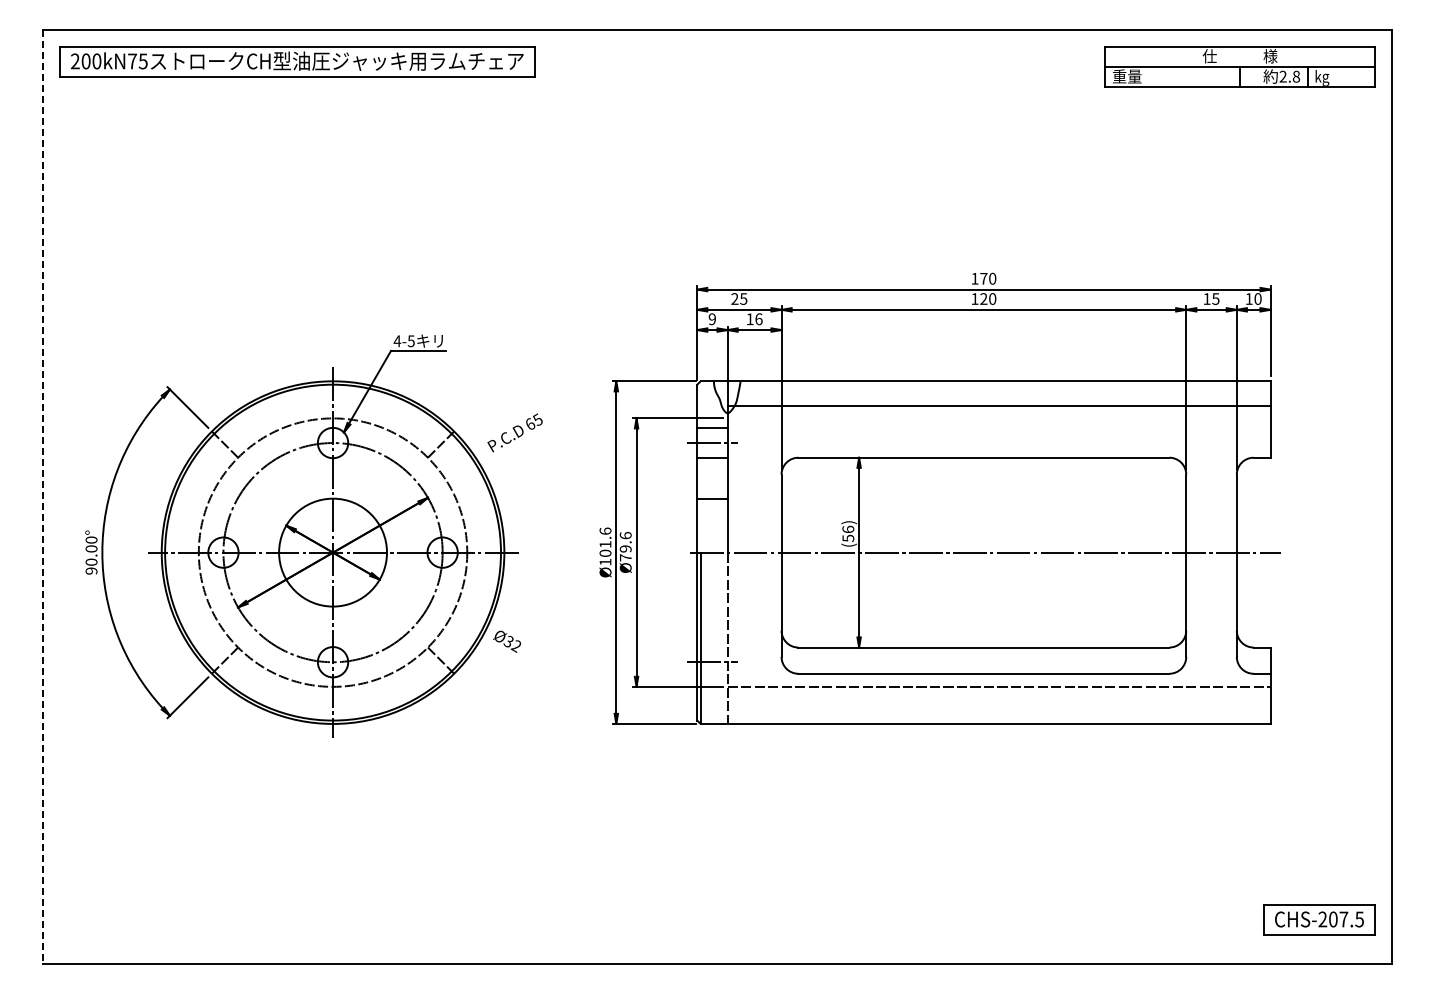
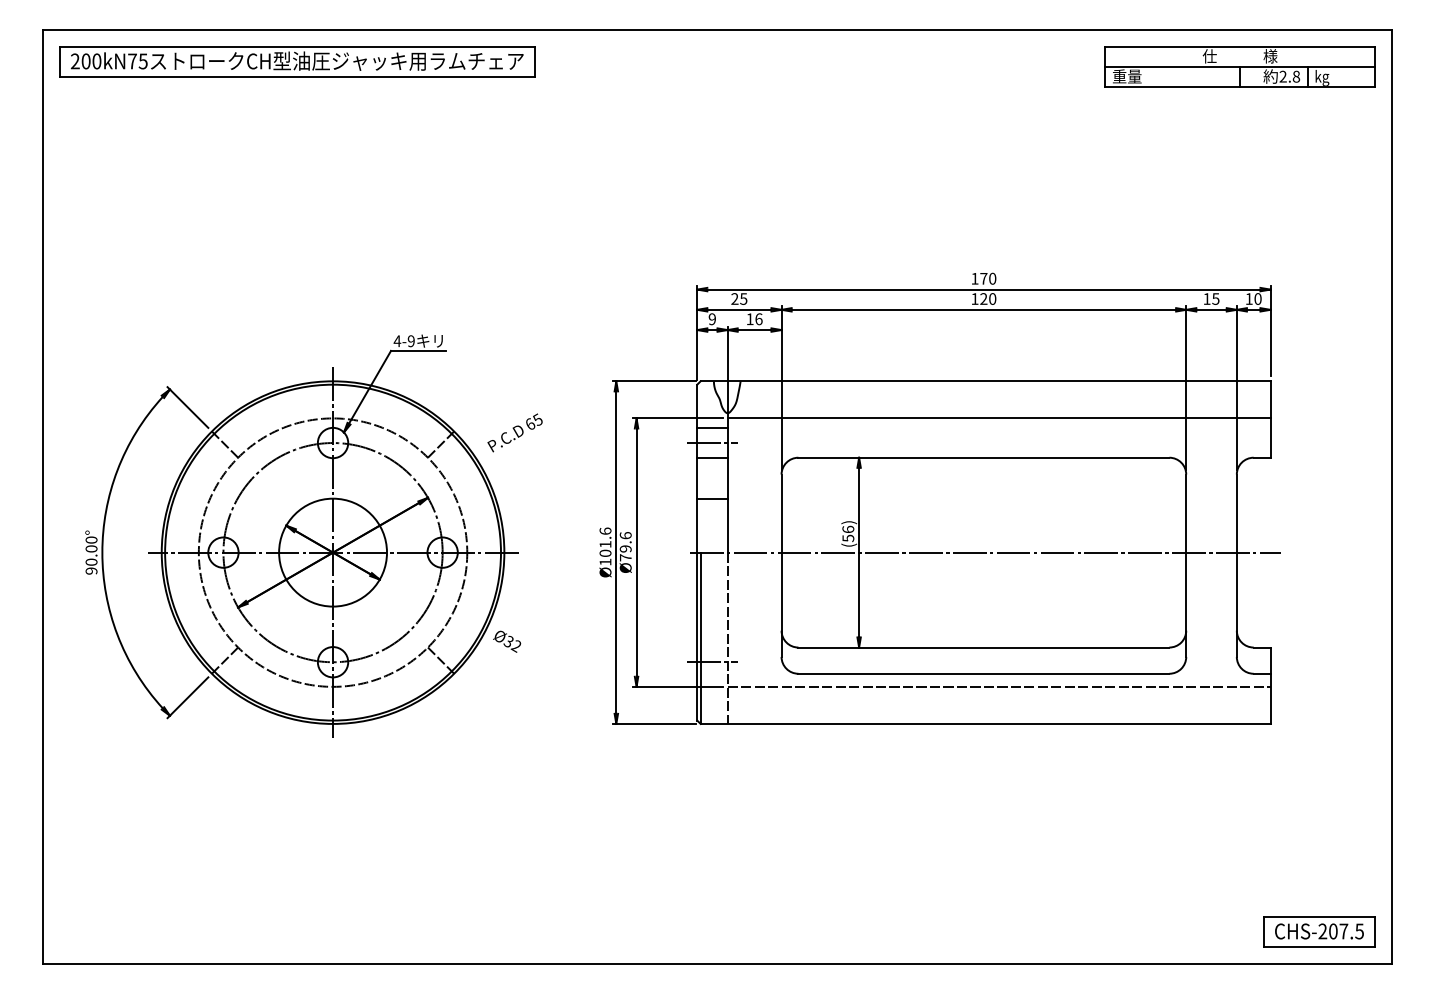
text: 4-5 -> 4-9 (410, 340)
line position: (998, 406) -> (998, 418) (998, 418)
line: dashed -> solid (43, 497)
part position: (1319, 919) -> (1319, 931) (1319, 931)
